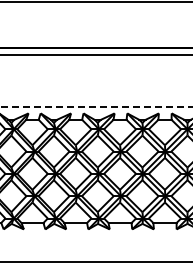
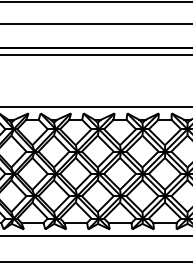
line: none -> present (95, 24)
line: dashed -> solid (96, 106)
line: none -> present (95, 235)
